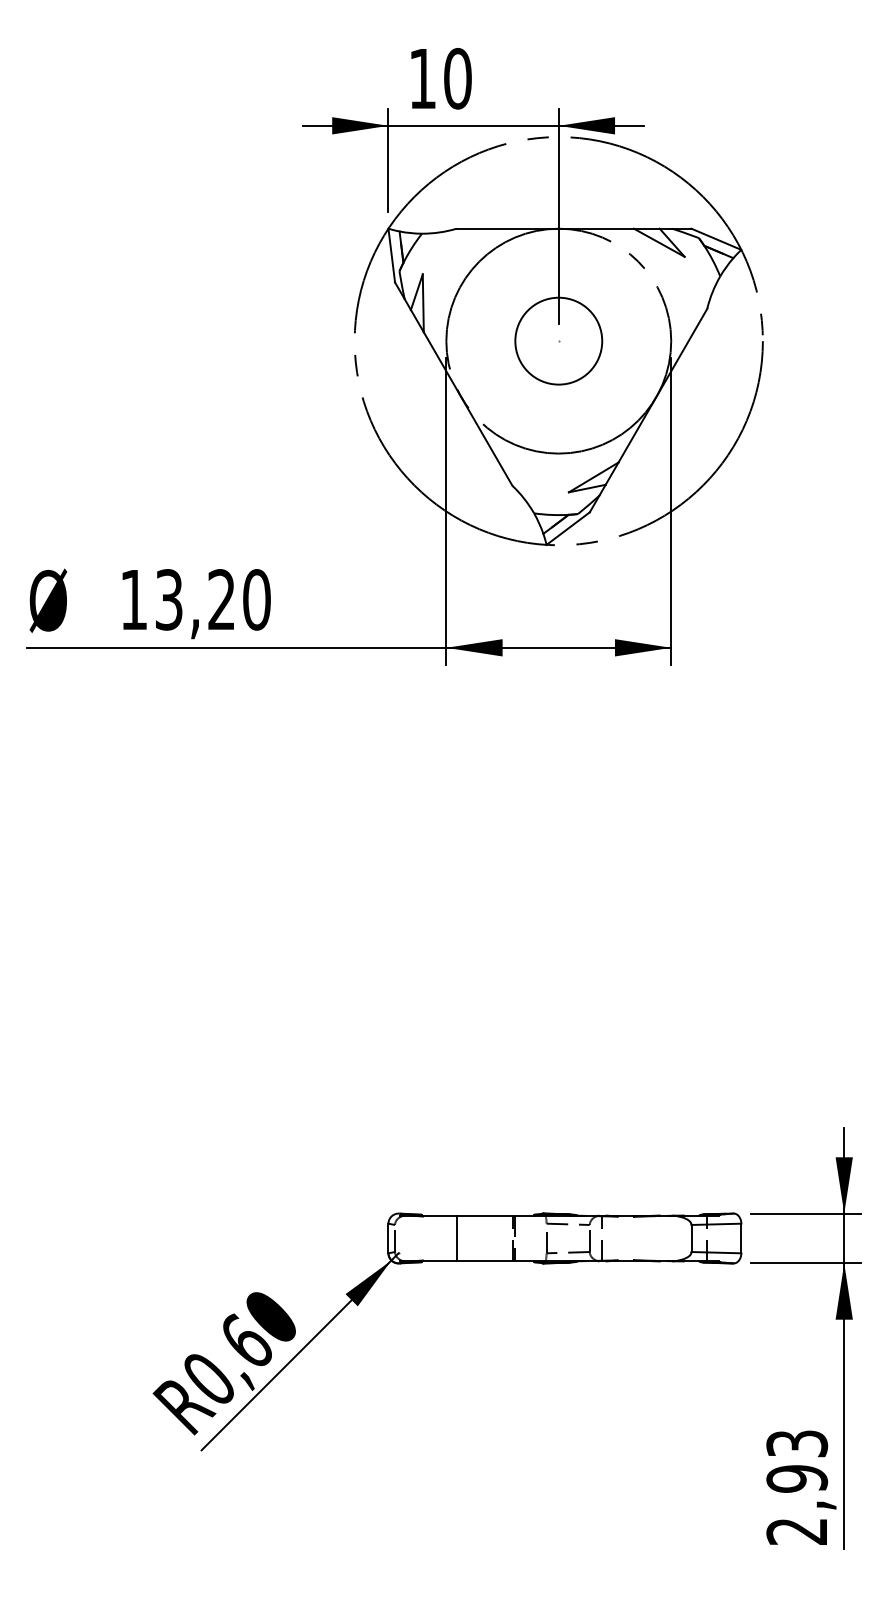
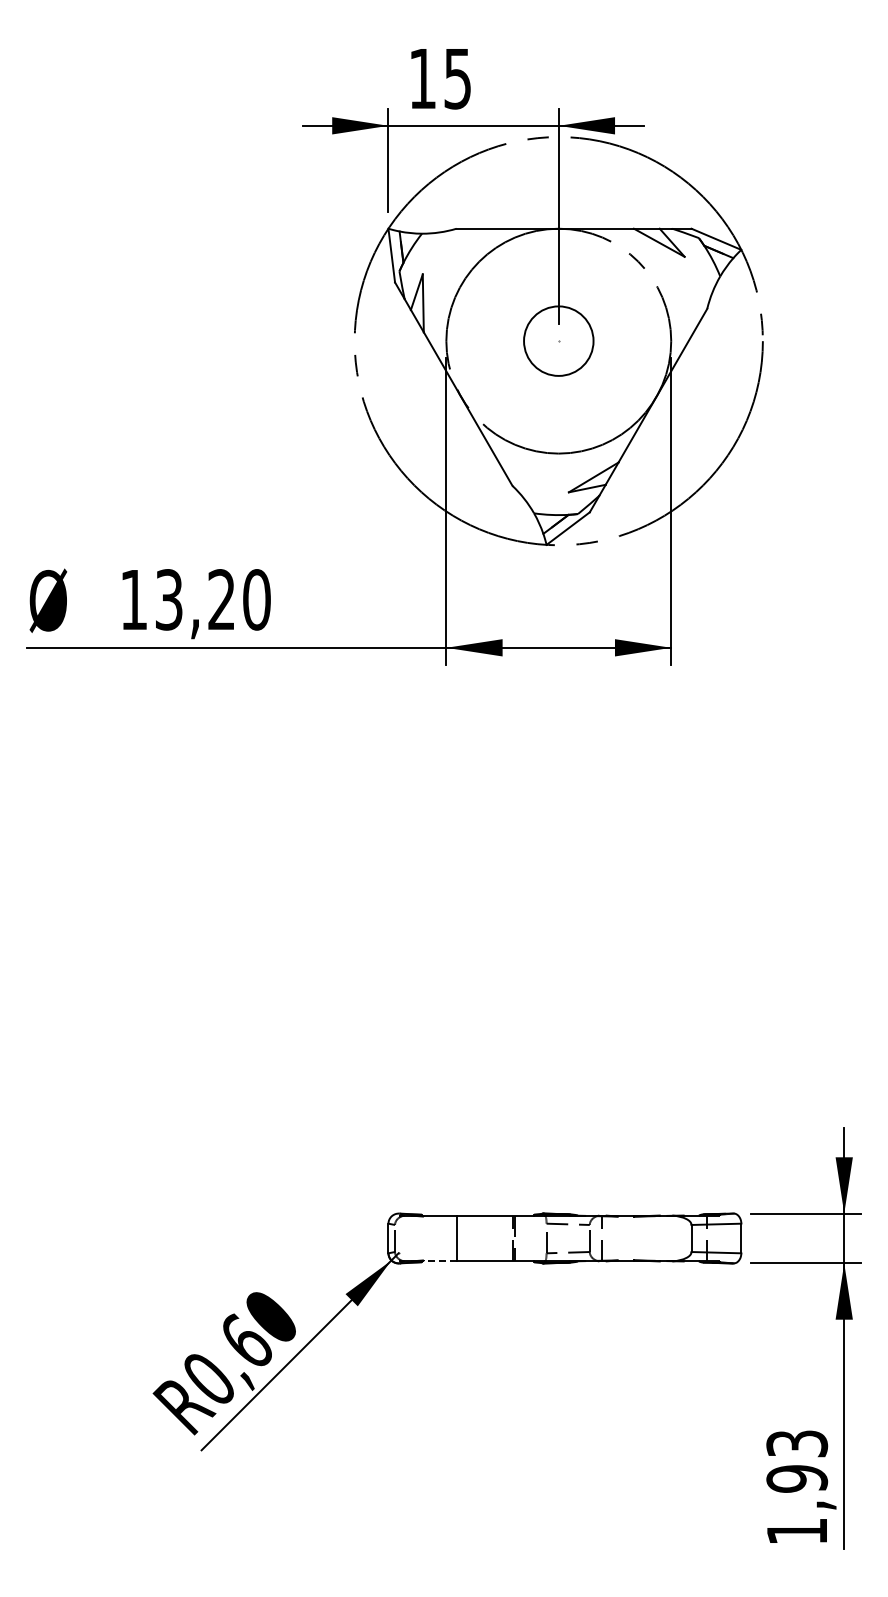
text: 10 -> 15 (457, 78)
circle diameter: 87 px -> 70 px (558, 340)
line: solid -> dashed (438, 1261)
text: 2,93 -> 1,93 (796, 1531)
